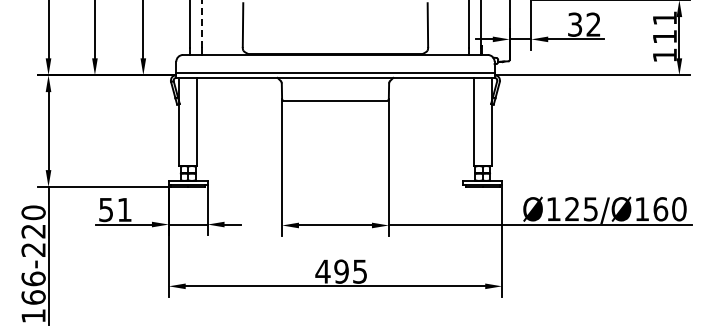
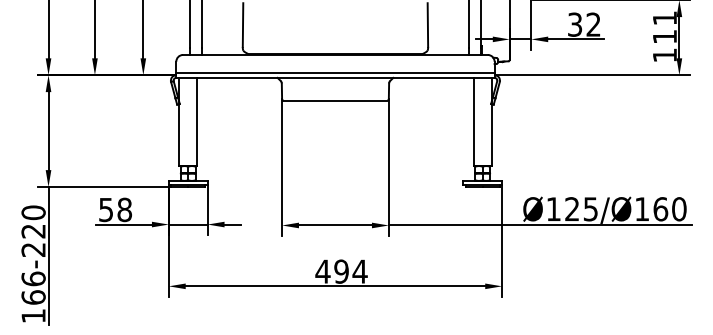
line: dashed -> solid (201, 24)
text: 51 -> 58 (124, 209)
text: 495 -> 494 (359, 271)
